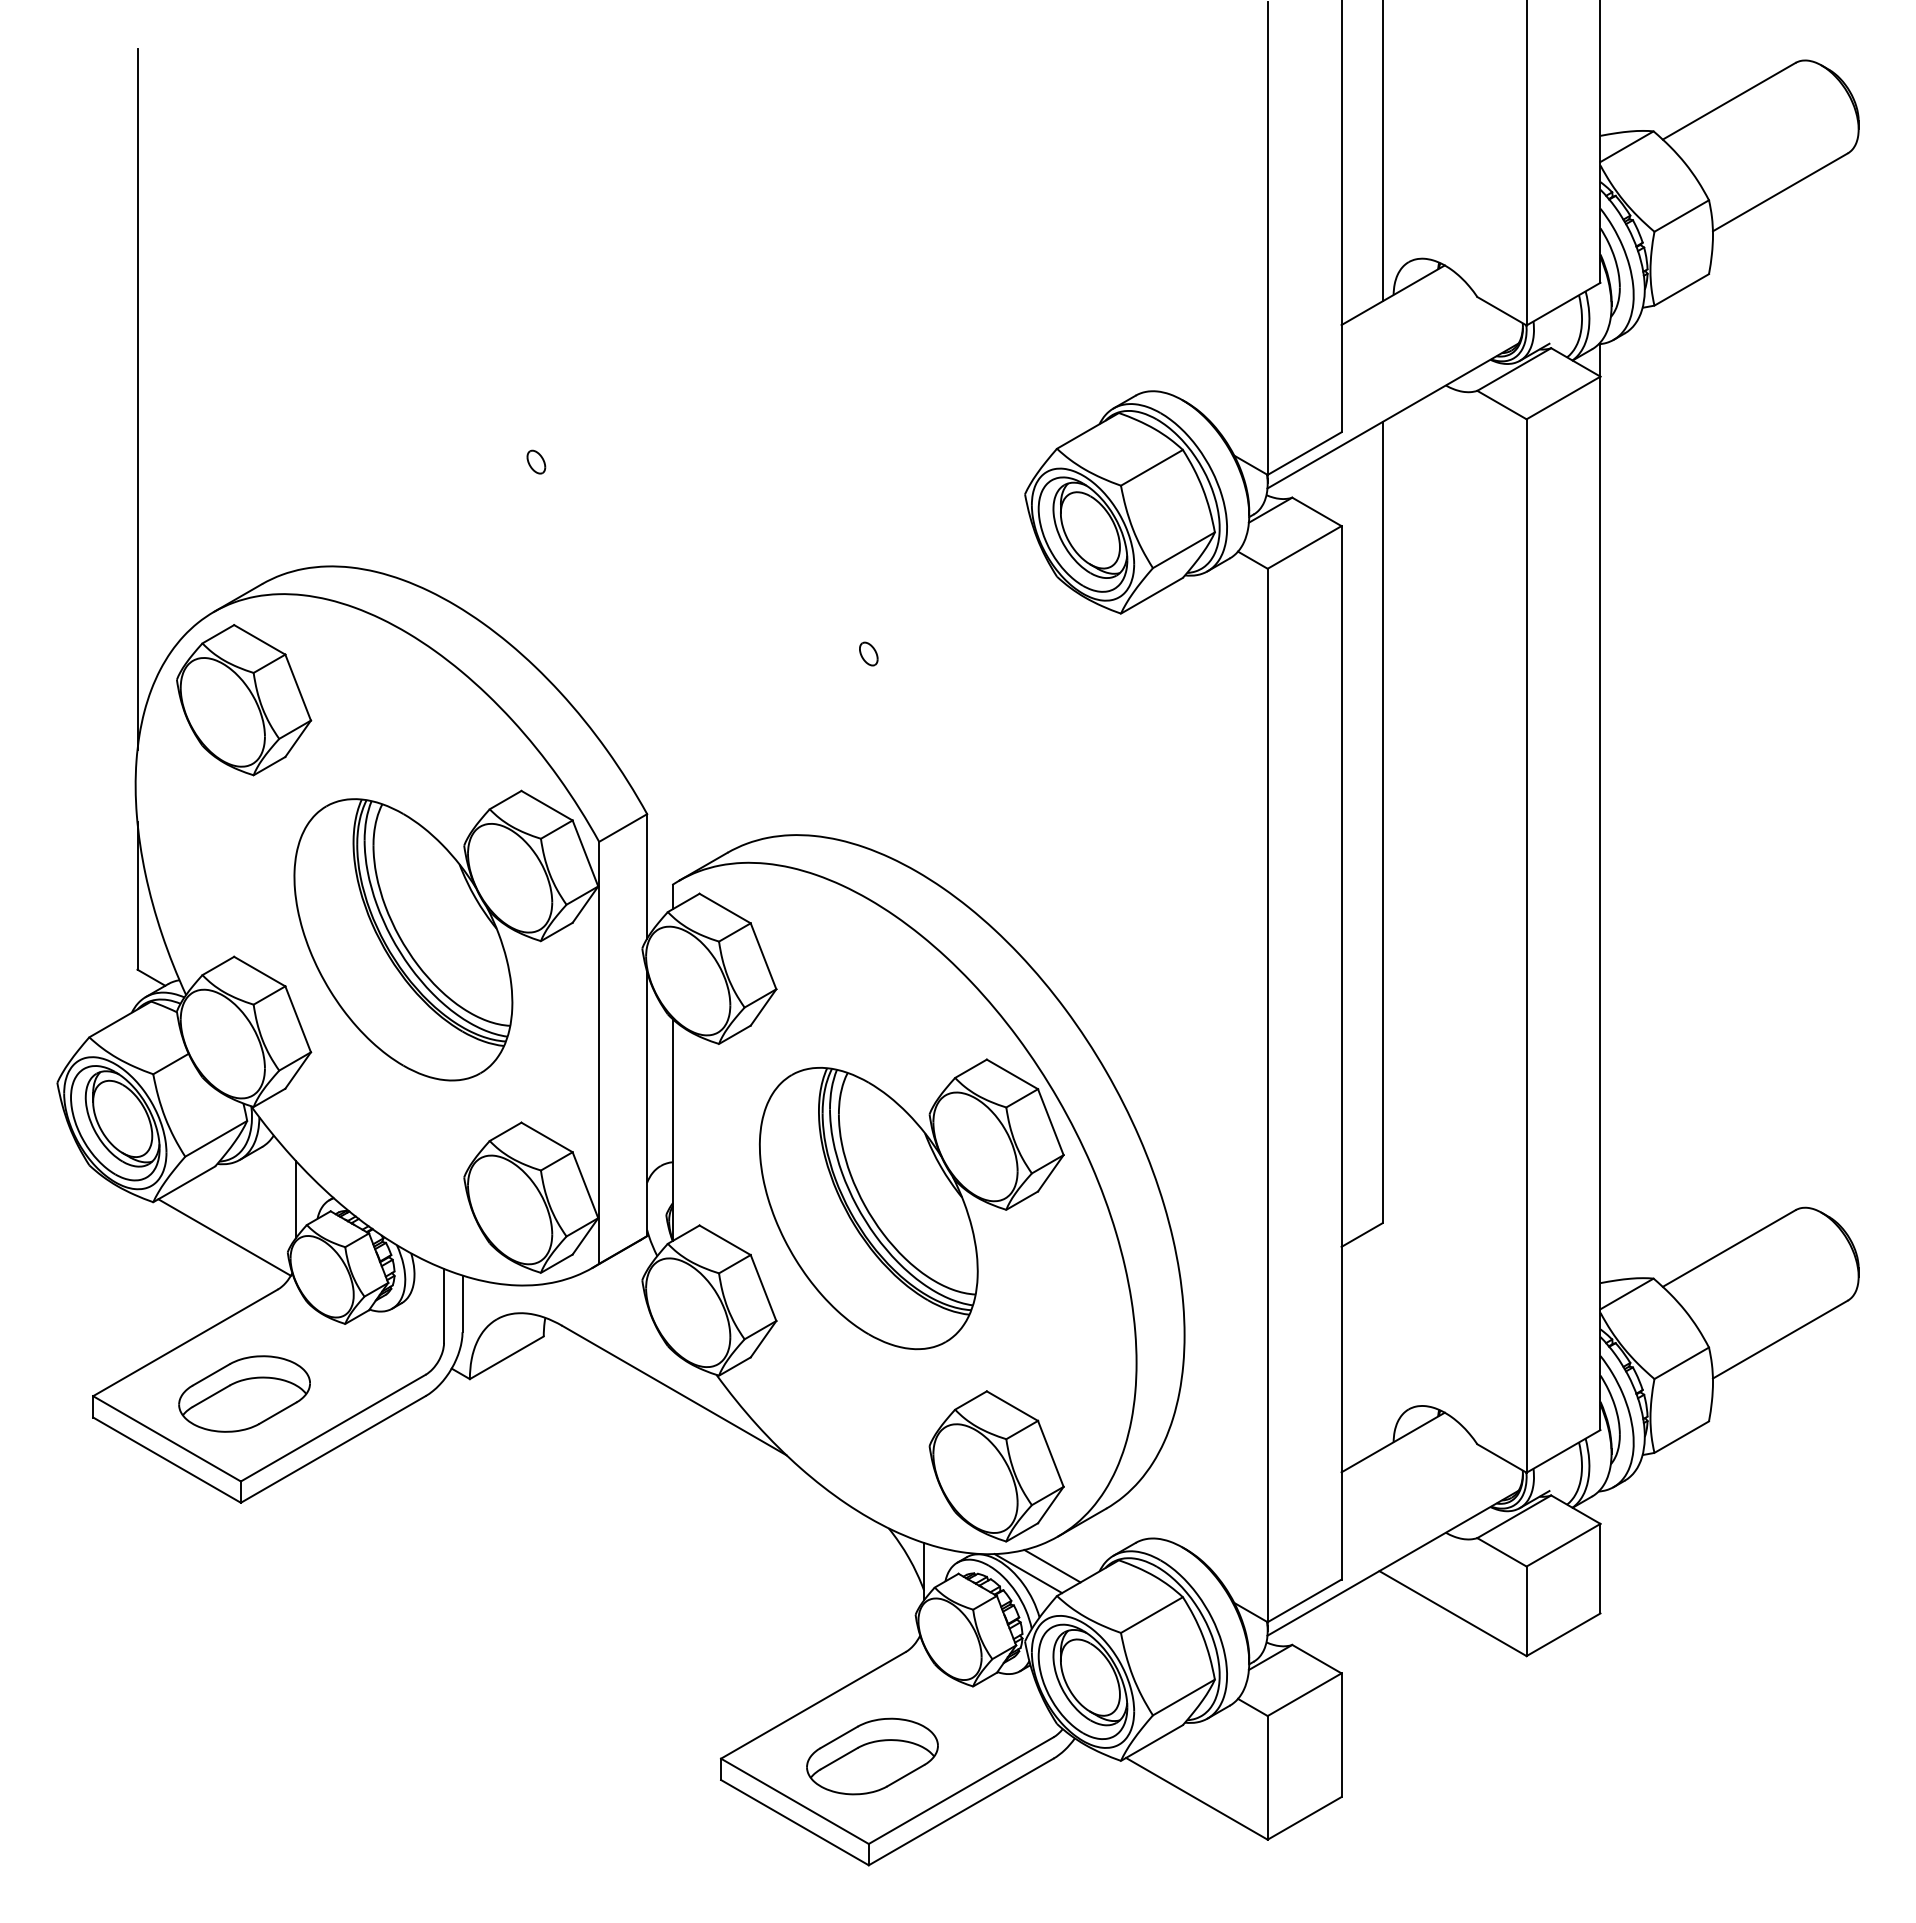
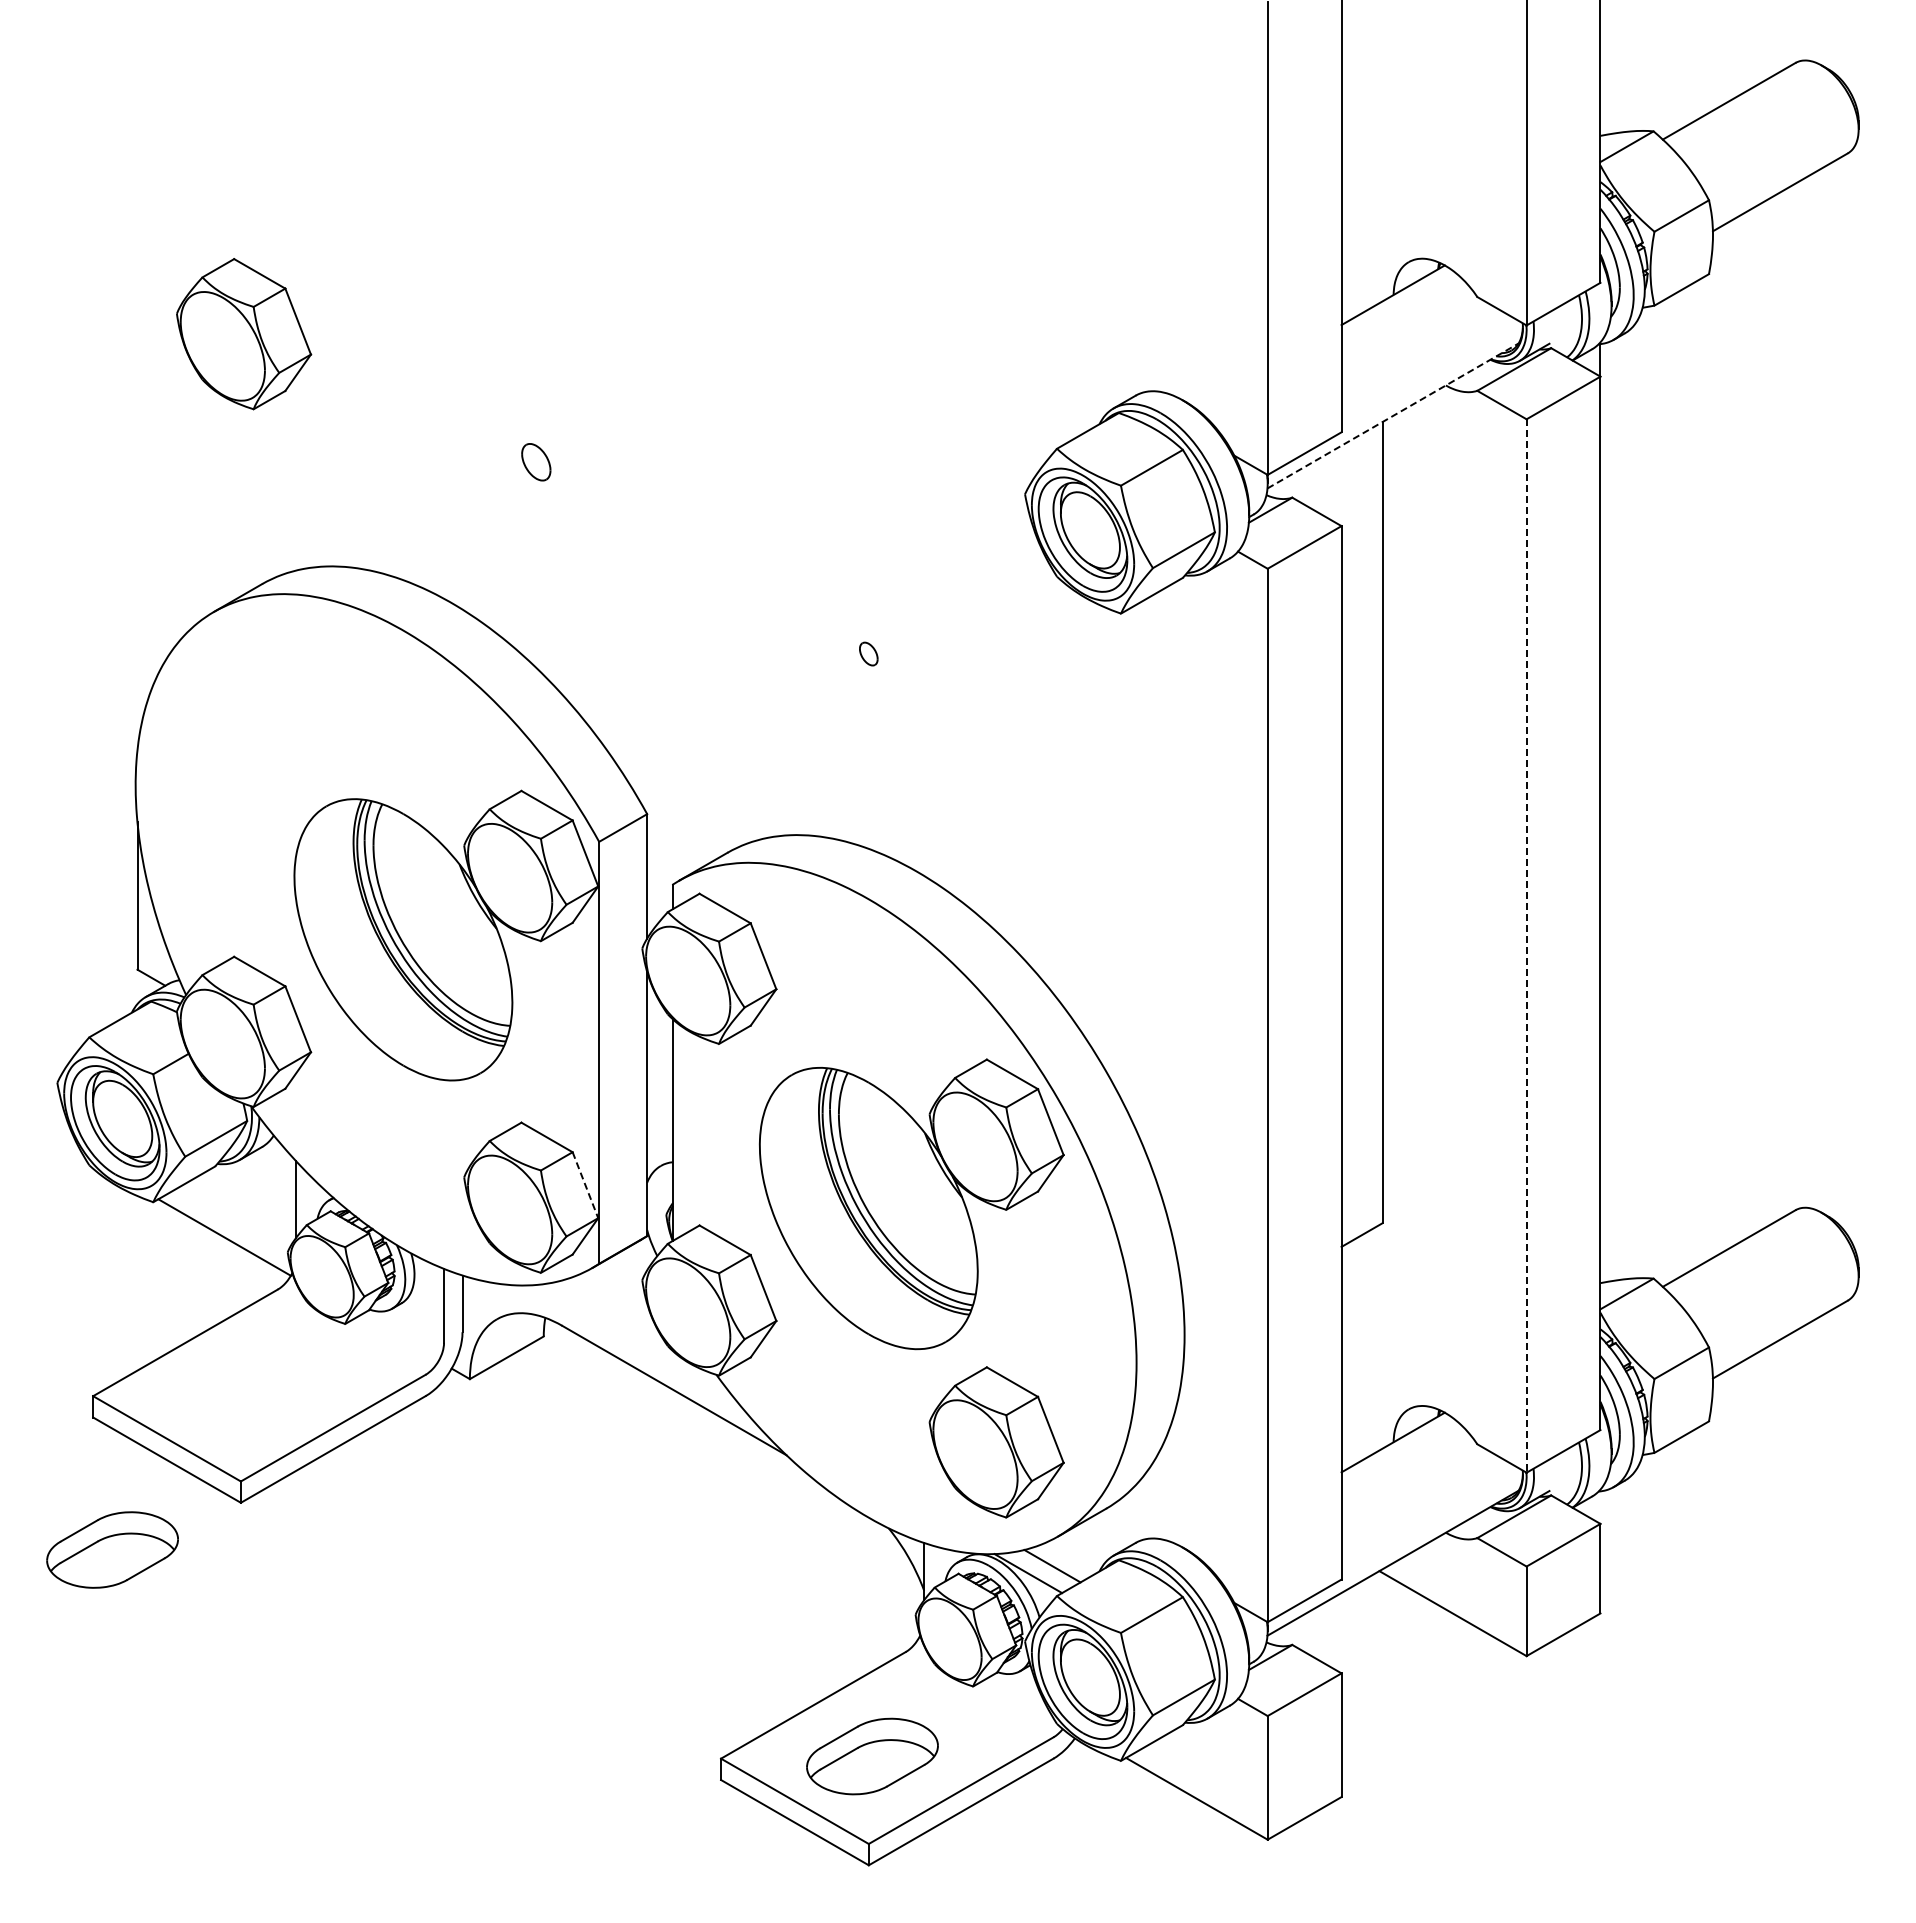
line: present -> none (1382, 151)
line: present -> none (137, 399)
line: solid -> dashed (1393, 416)
part size: 21x26 px -> 31x39 px (536, 462)
part position: (244, 700) -> (244, 334) (244, 334)
line: solid -> dashed (1526, 946)
line: solid -> dashed (585, 1185)
part position: (244, 1393) -> (112, 1549) (112, 1549)
part position: (996, 1466) -> (996, 1442) (996, 1442)
